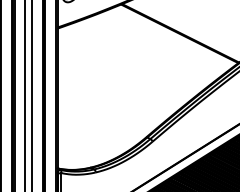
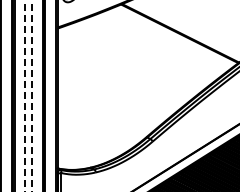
line: solid -> dashed (25, 96)
line: solid -> dashed (32, 96)
